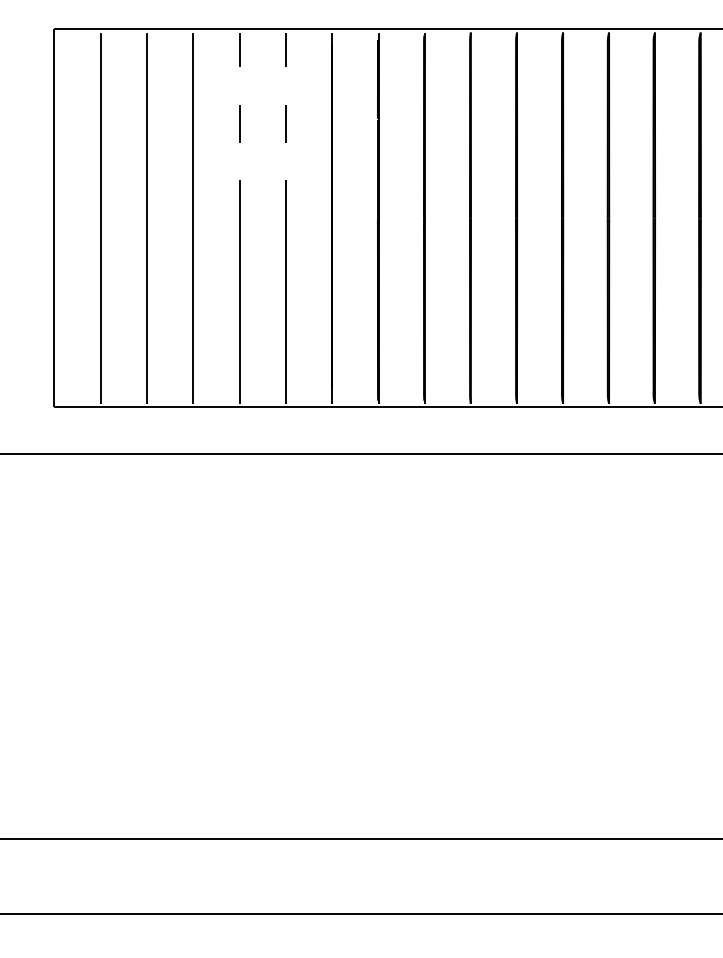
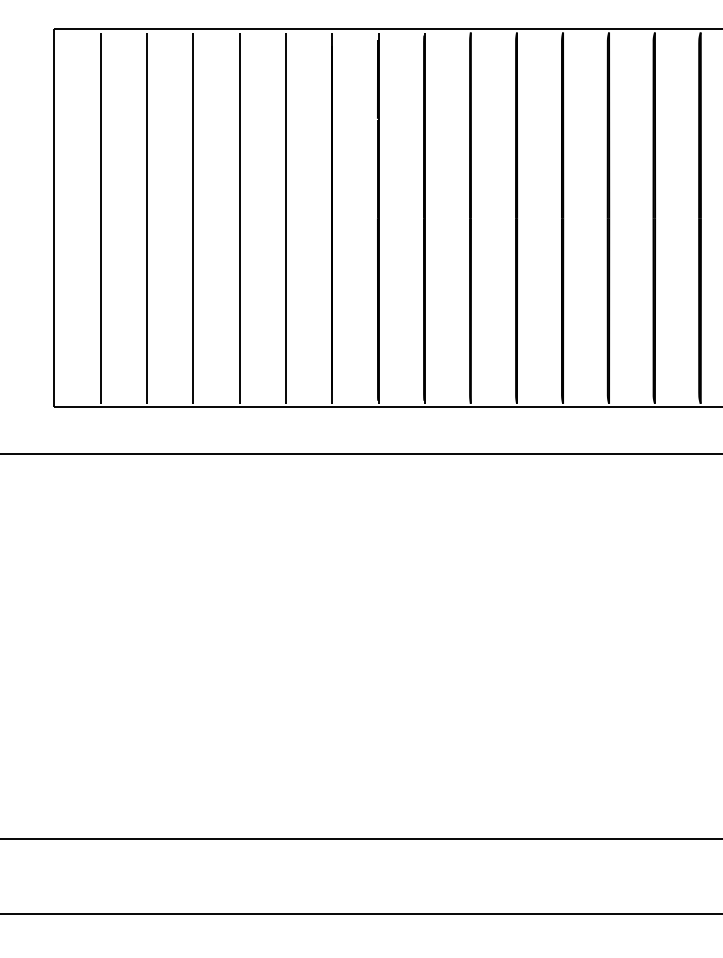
line: dashed -> solid (239, 125)
line: dashed -> solid (285, 125)
